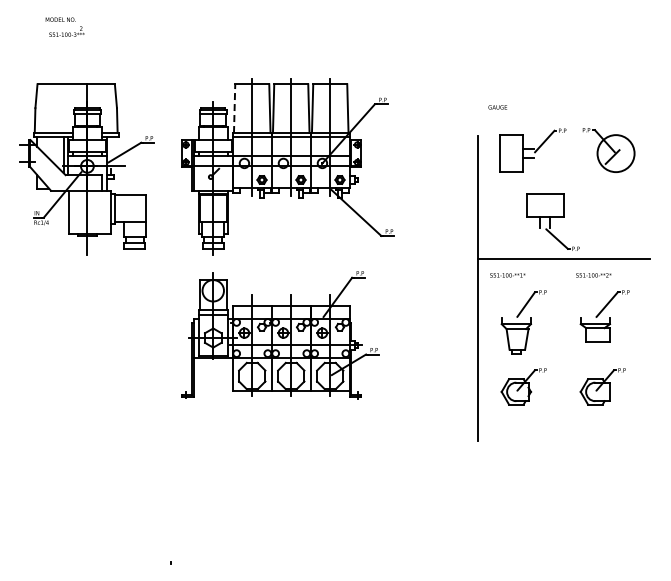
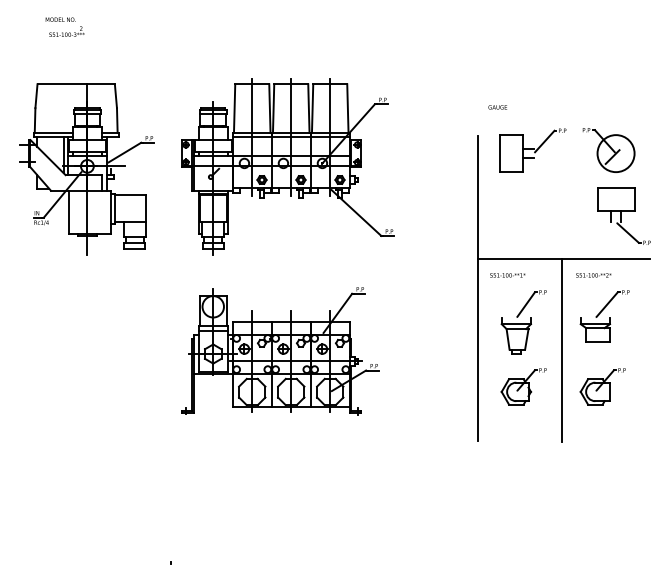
line: dashed -> solid (234, 108)
part position: (552, 221) -> (623, 215) (623, 215)
part position: (280, 335) -> (280, 351) (280, 351)
line: none -> present (561, 349)
